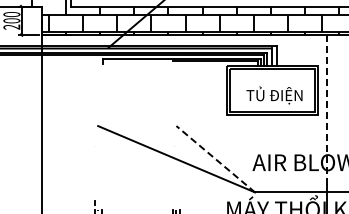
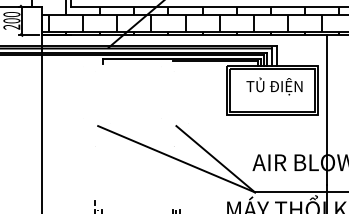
text position: (274, 95) -> (274, 86) (274, 86)
line: dashed -> solid (326, 109)
line: dashed -> solid (215, 158)
